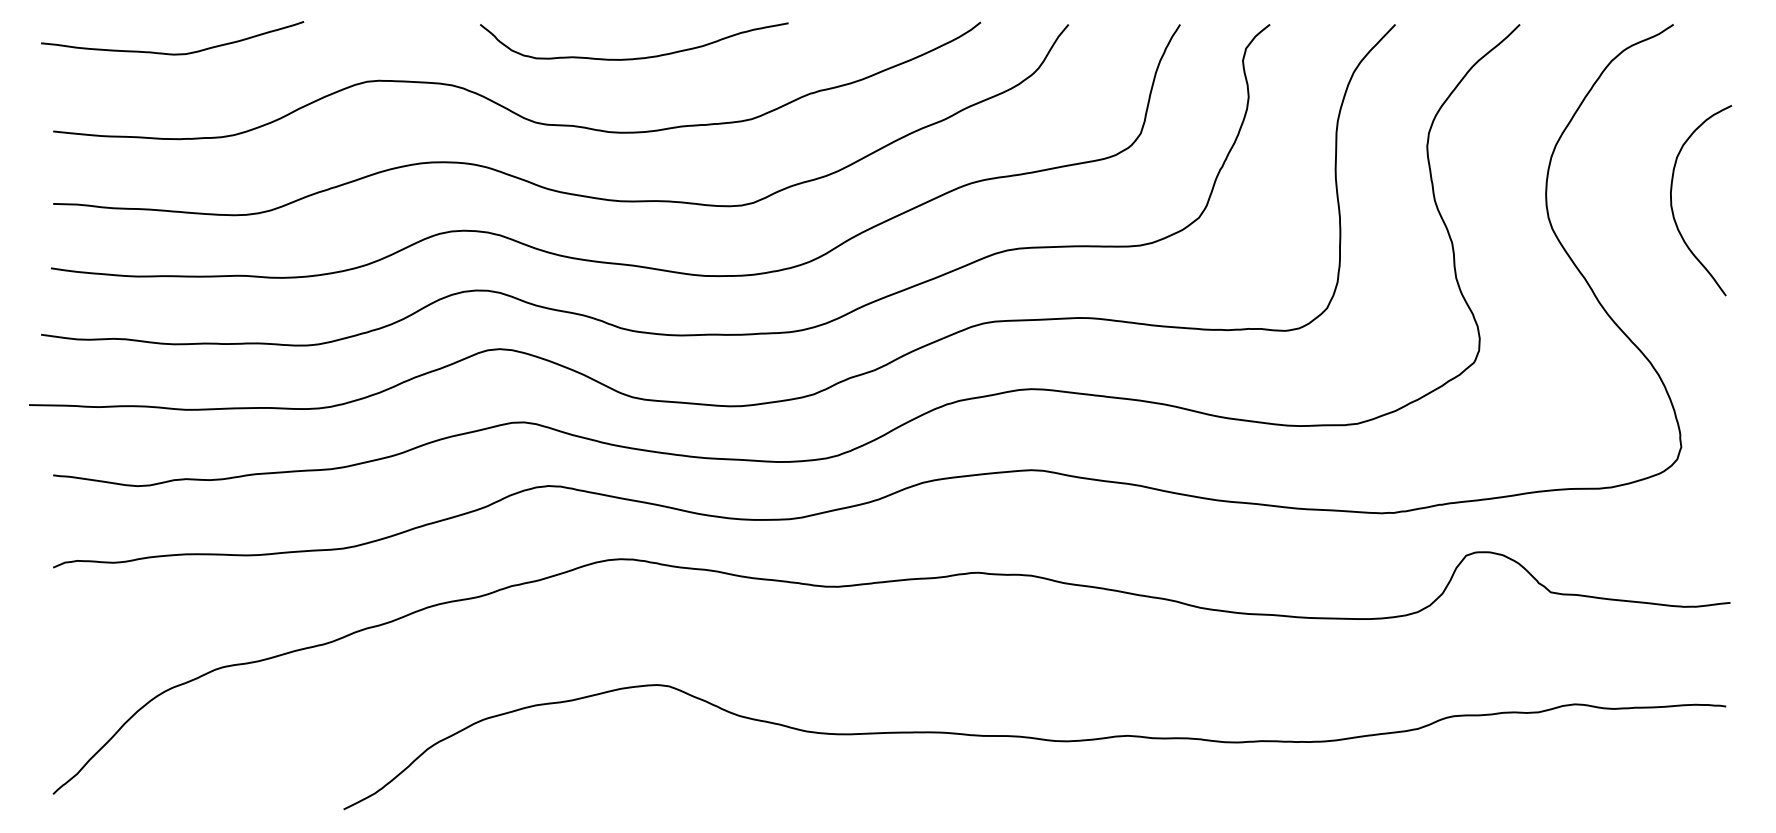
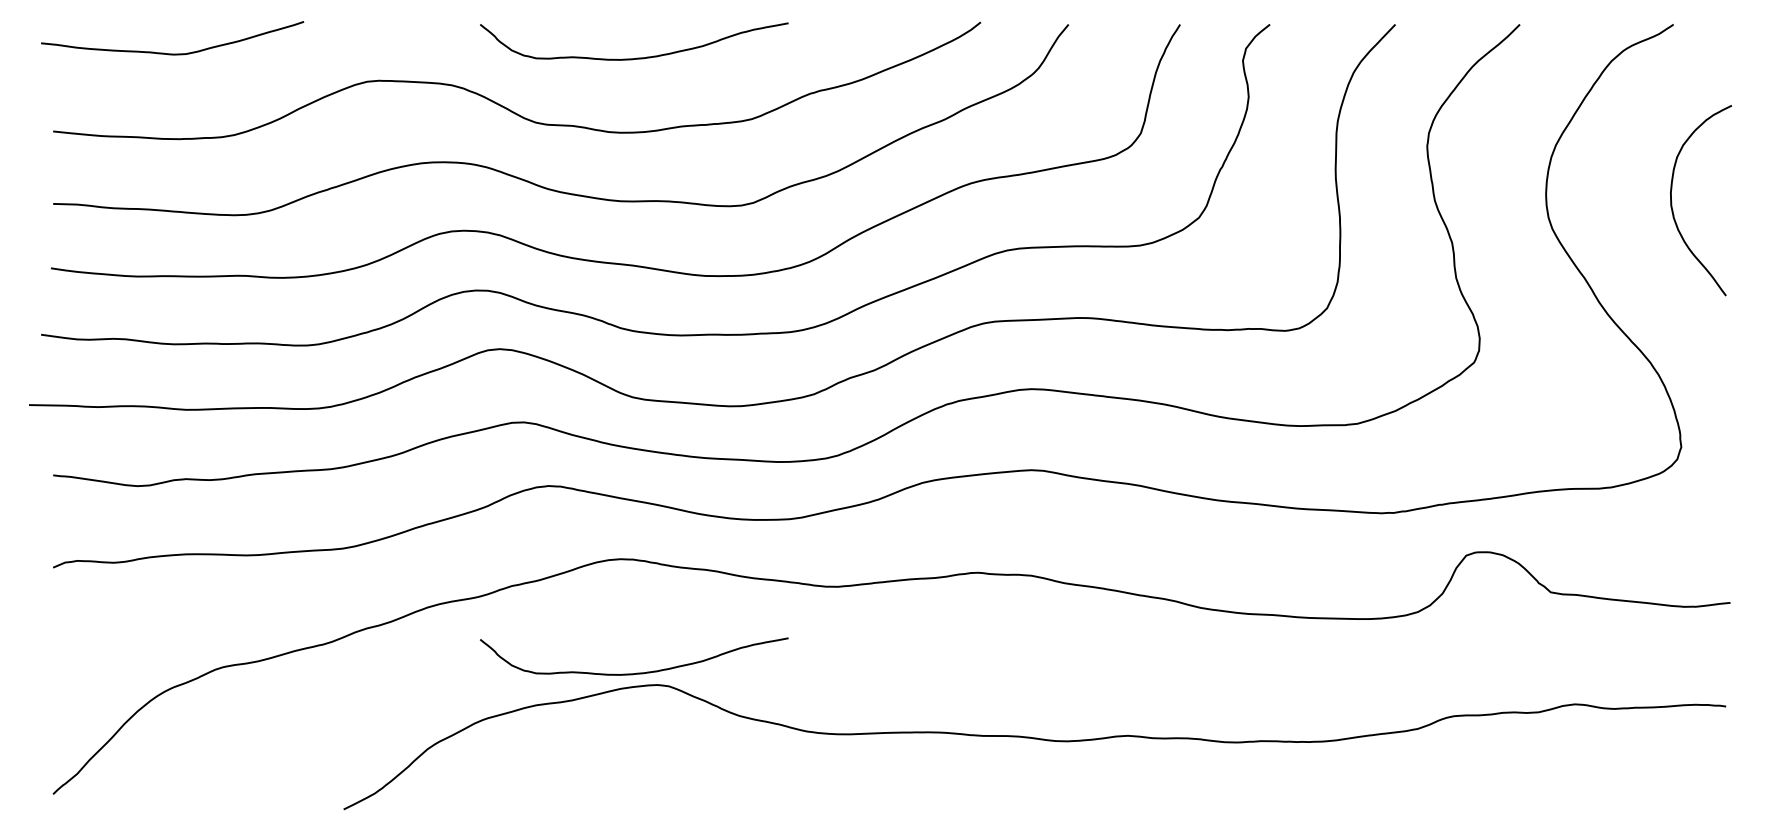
curve: none -> present (636, 672)
